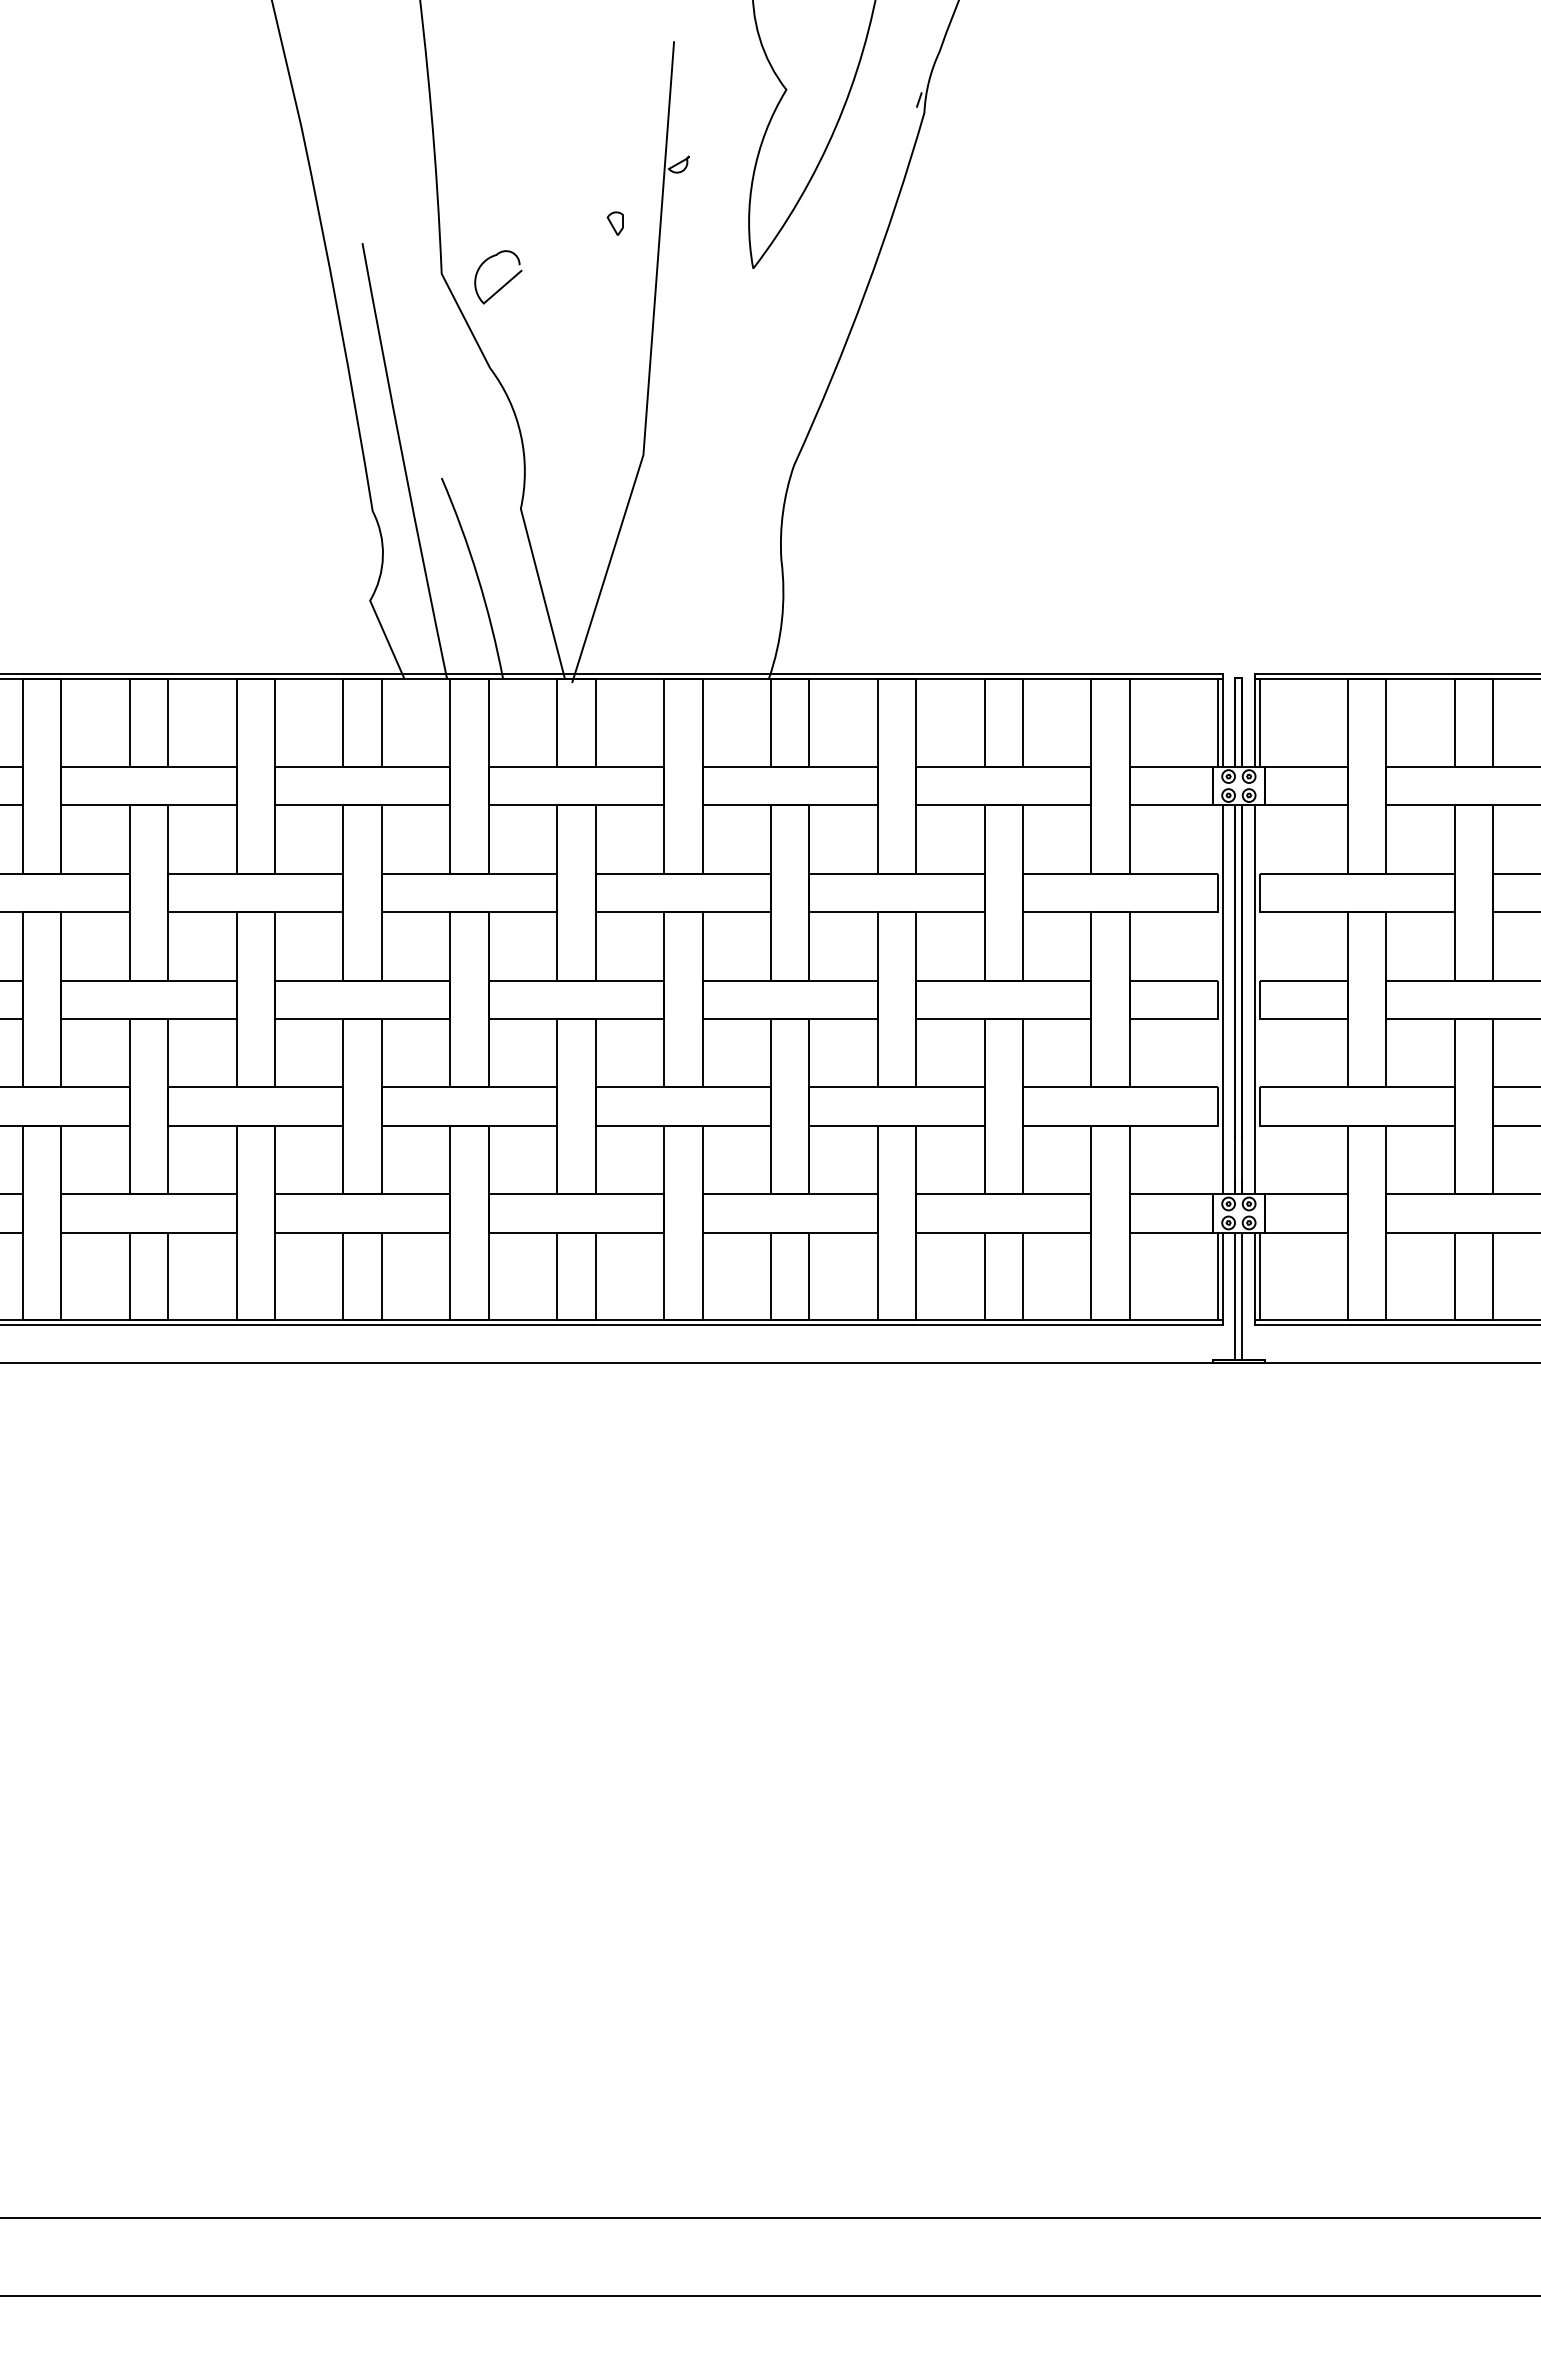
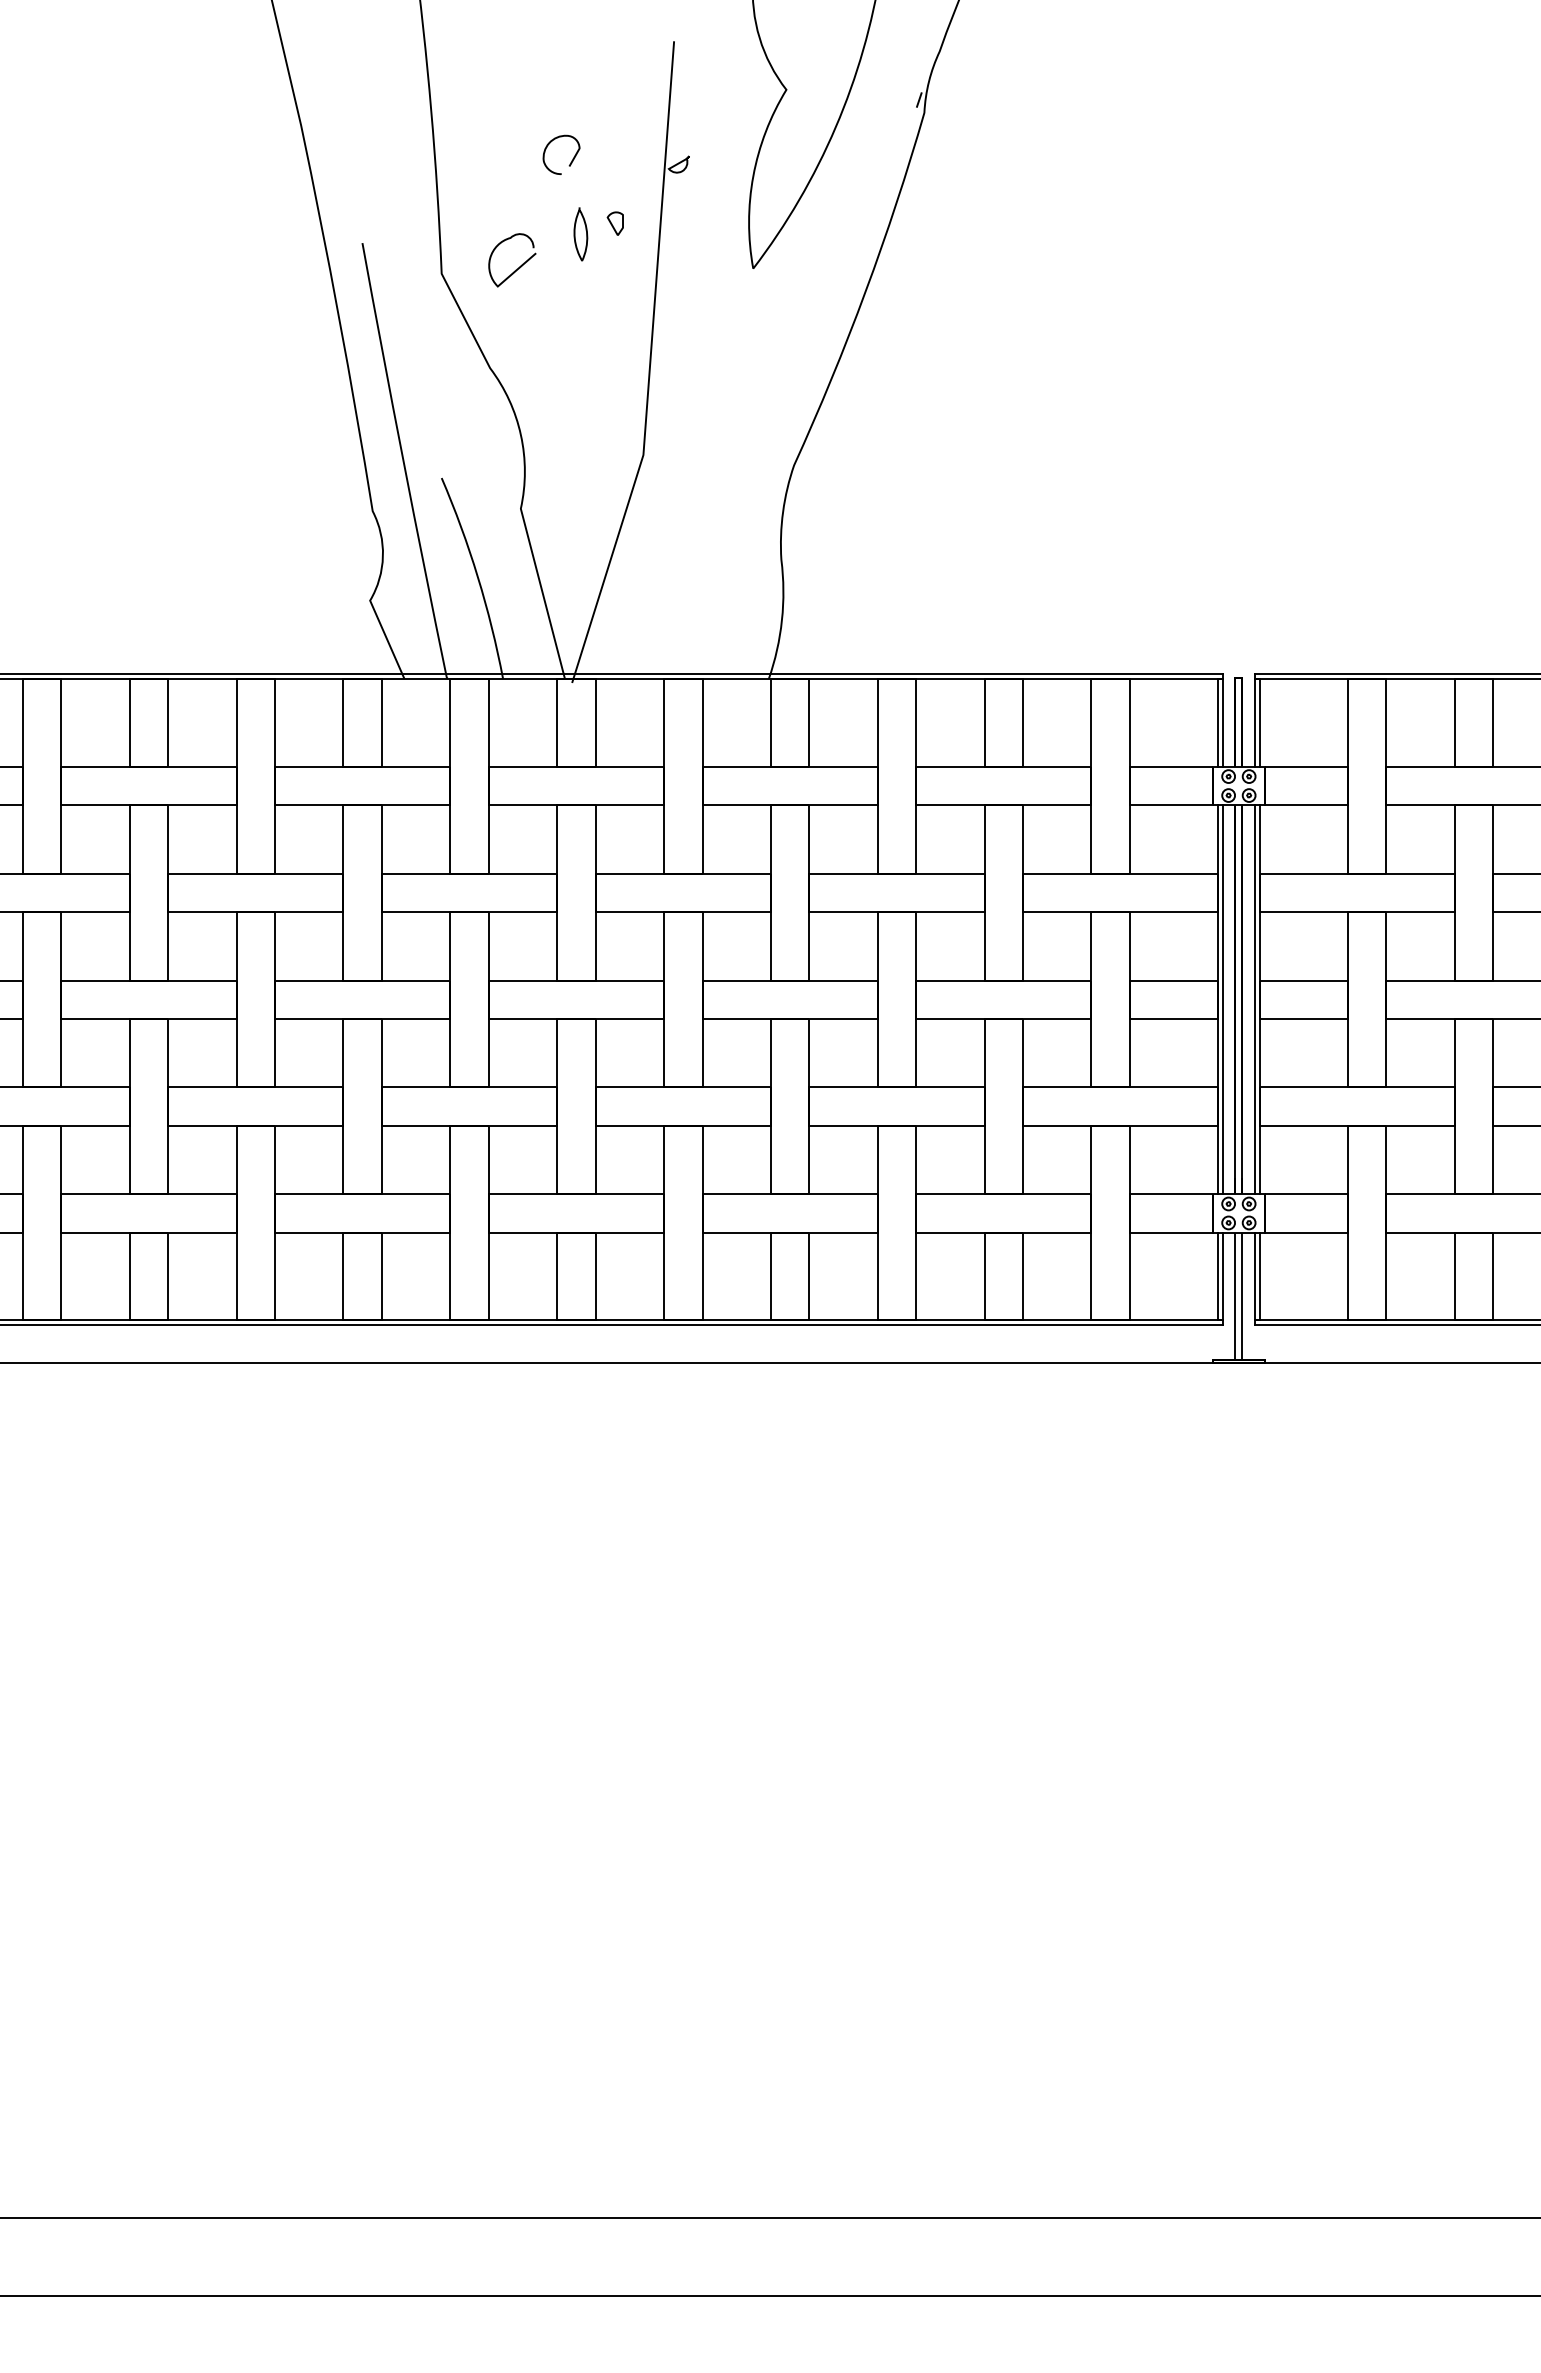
curve: none -> present (571, 160)
curve: none -> present (575, 234)
curve position: (505, 283) -> (519, 266) (519, 266)
line: none -> present (1217, 999)
line: none -> present (1260, 999)
